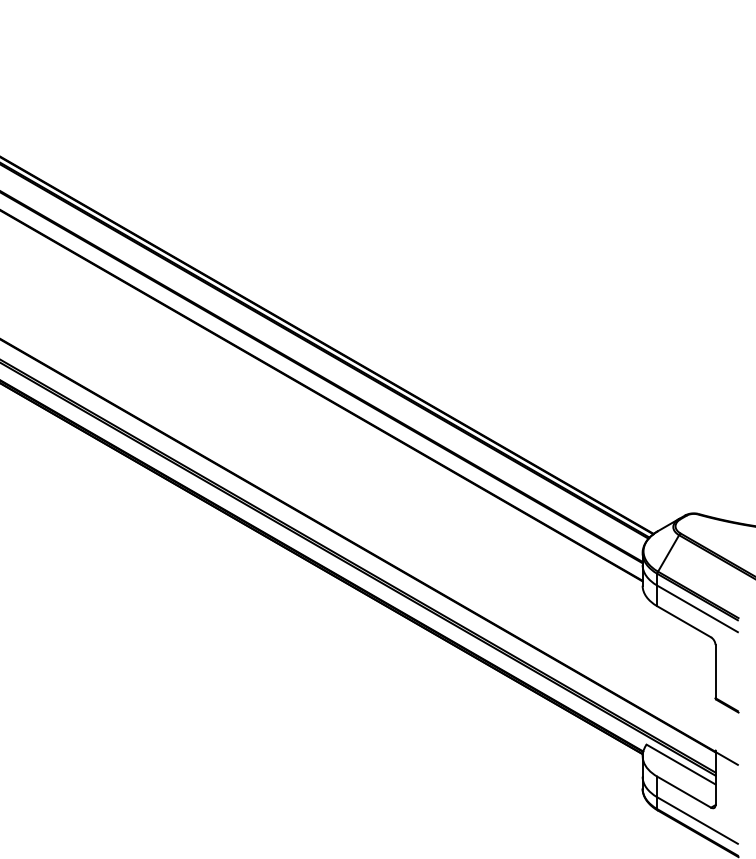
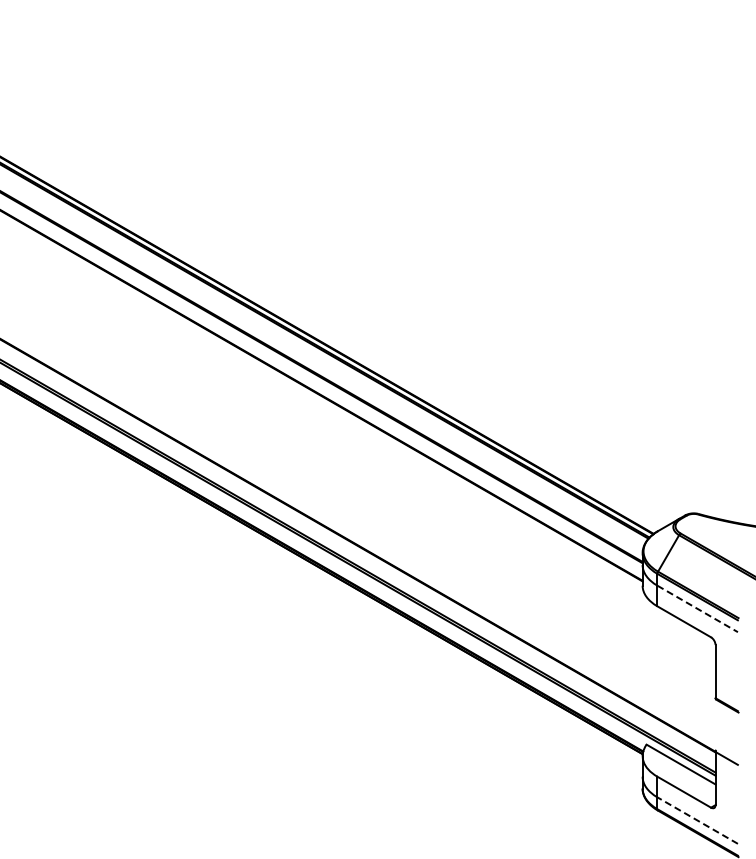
line: solid -> dashed (698, 609)
line: solid -> dashed (697, 820)
